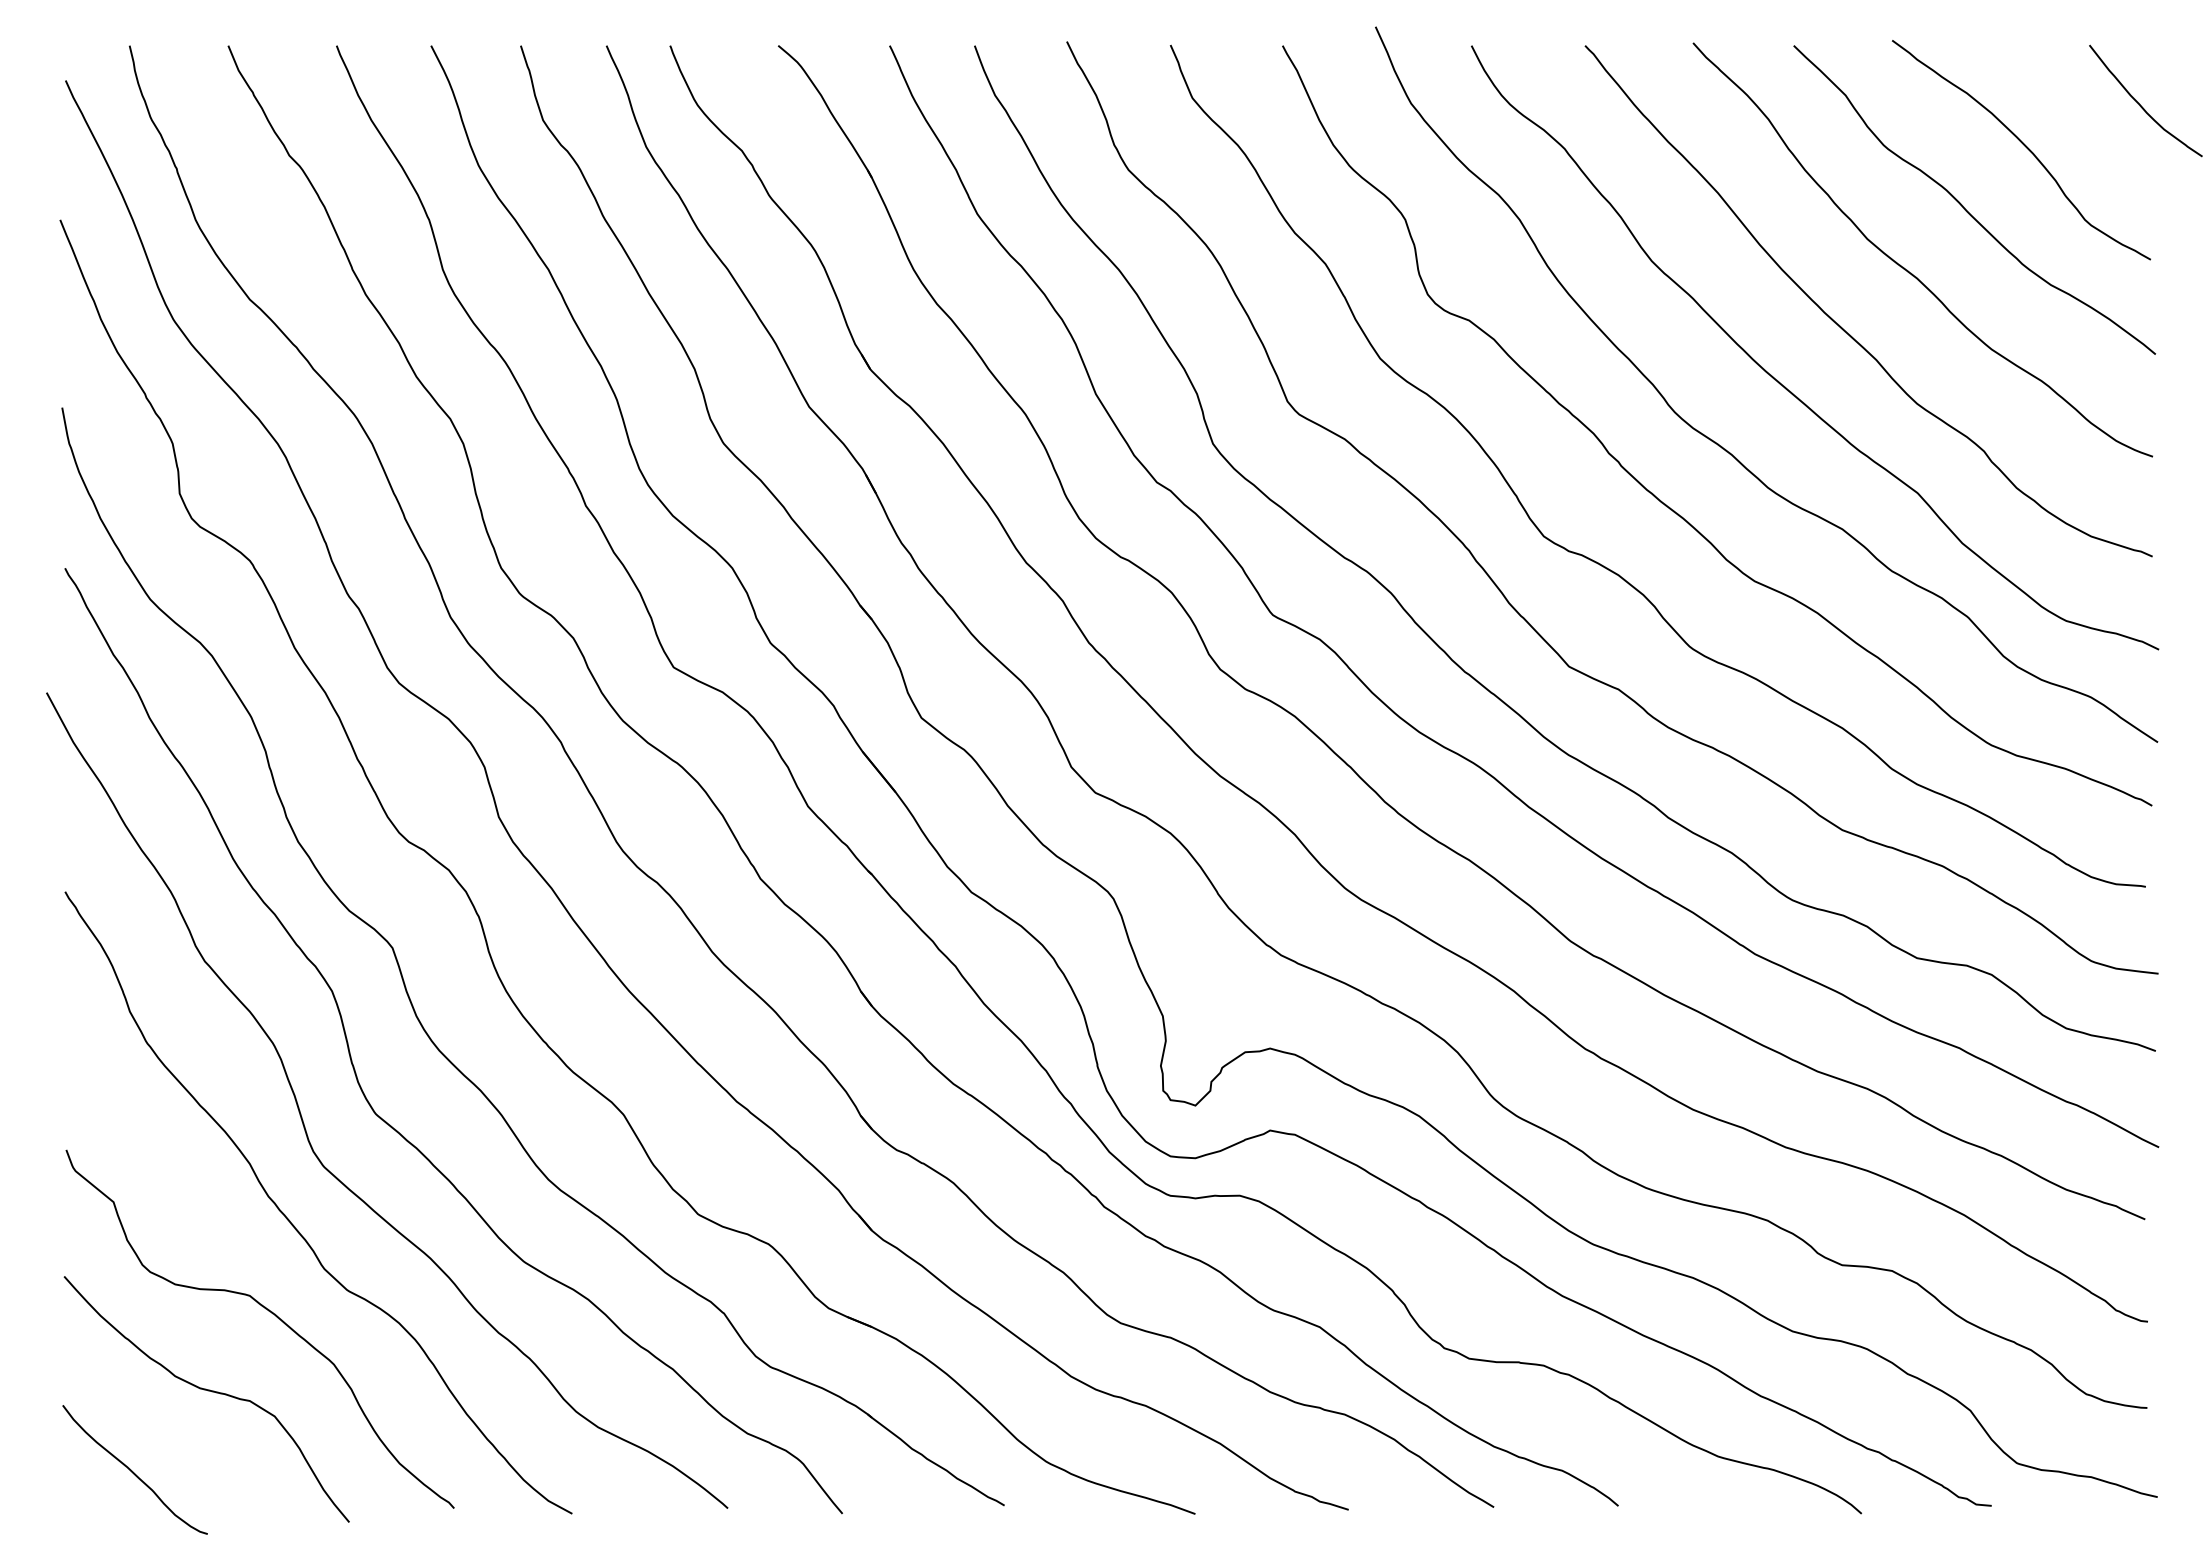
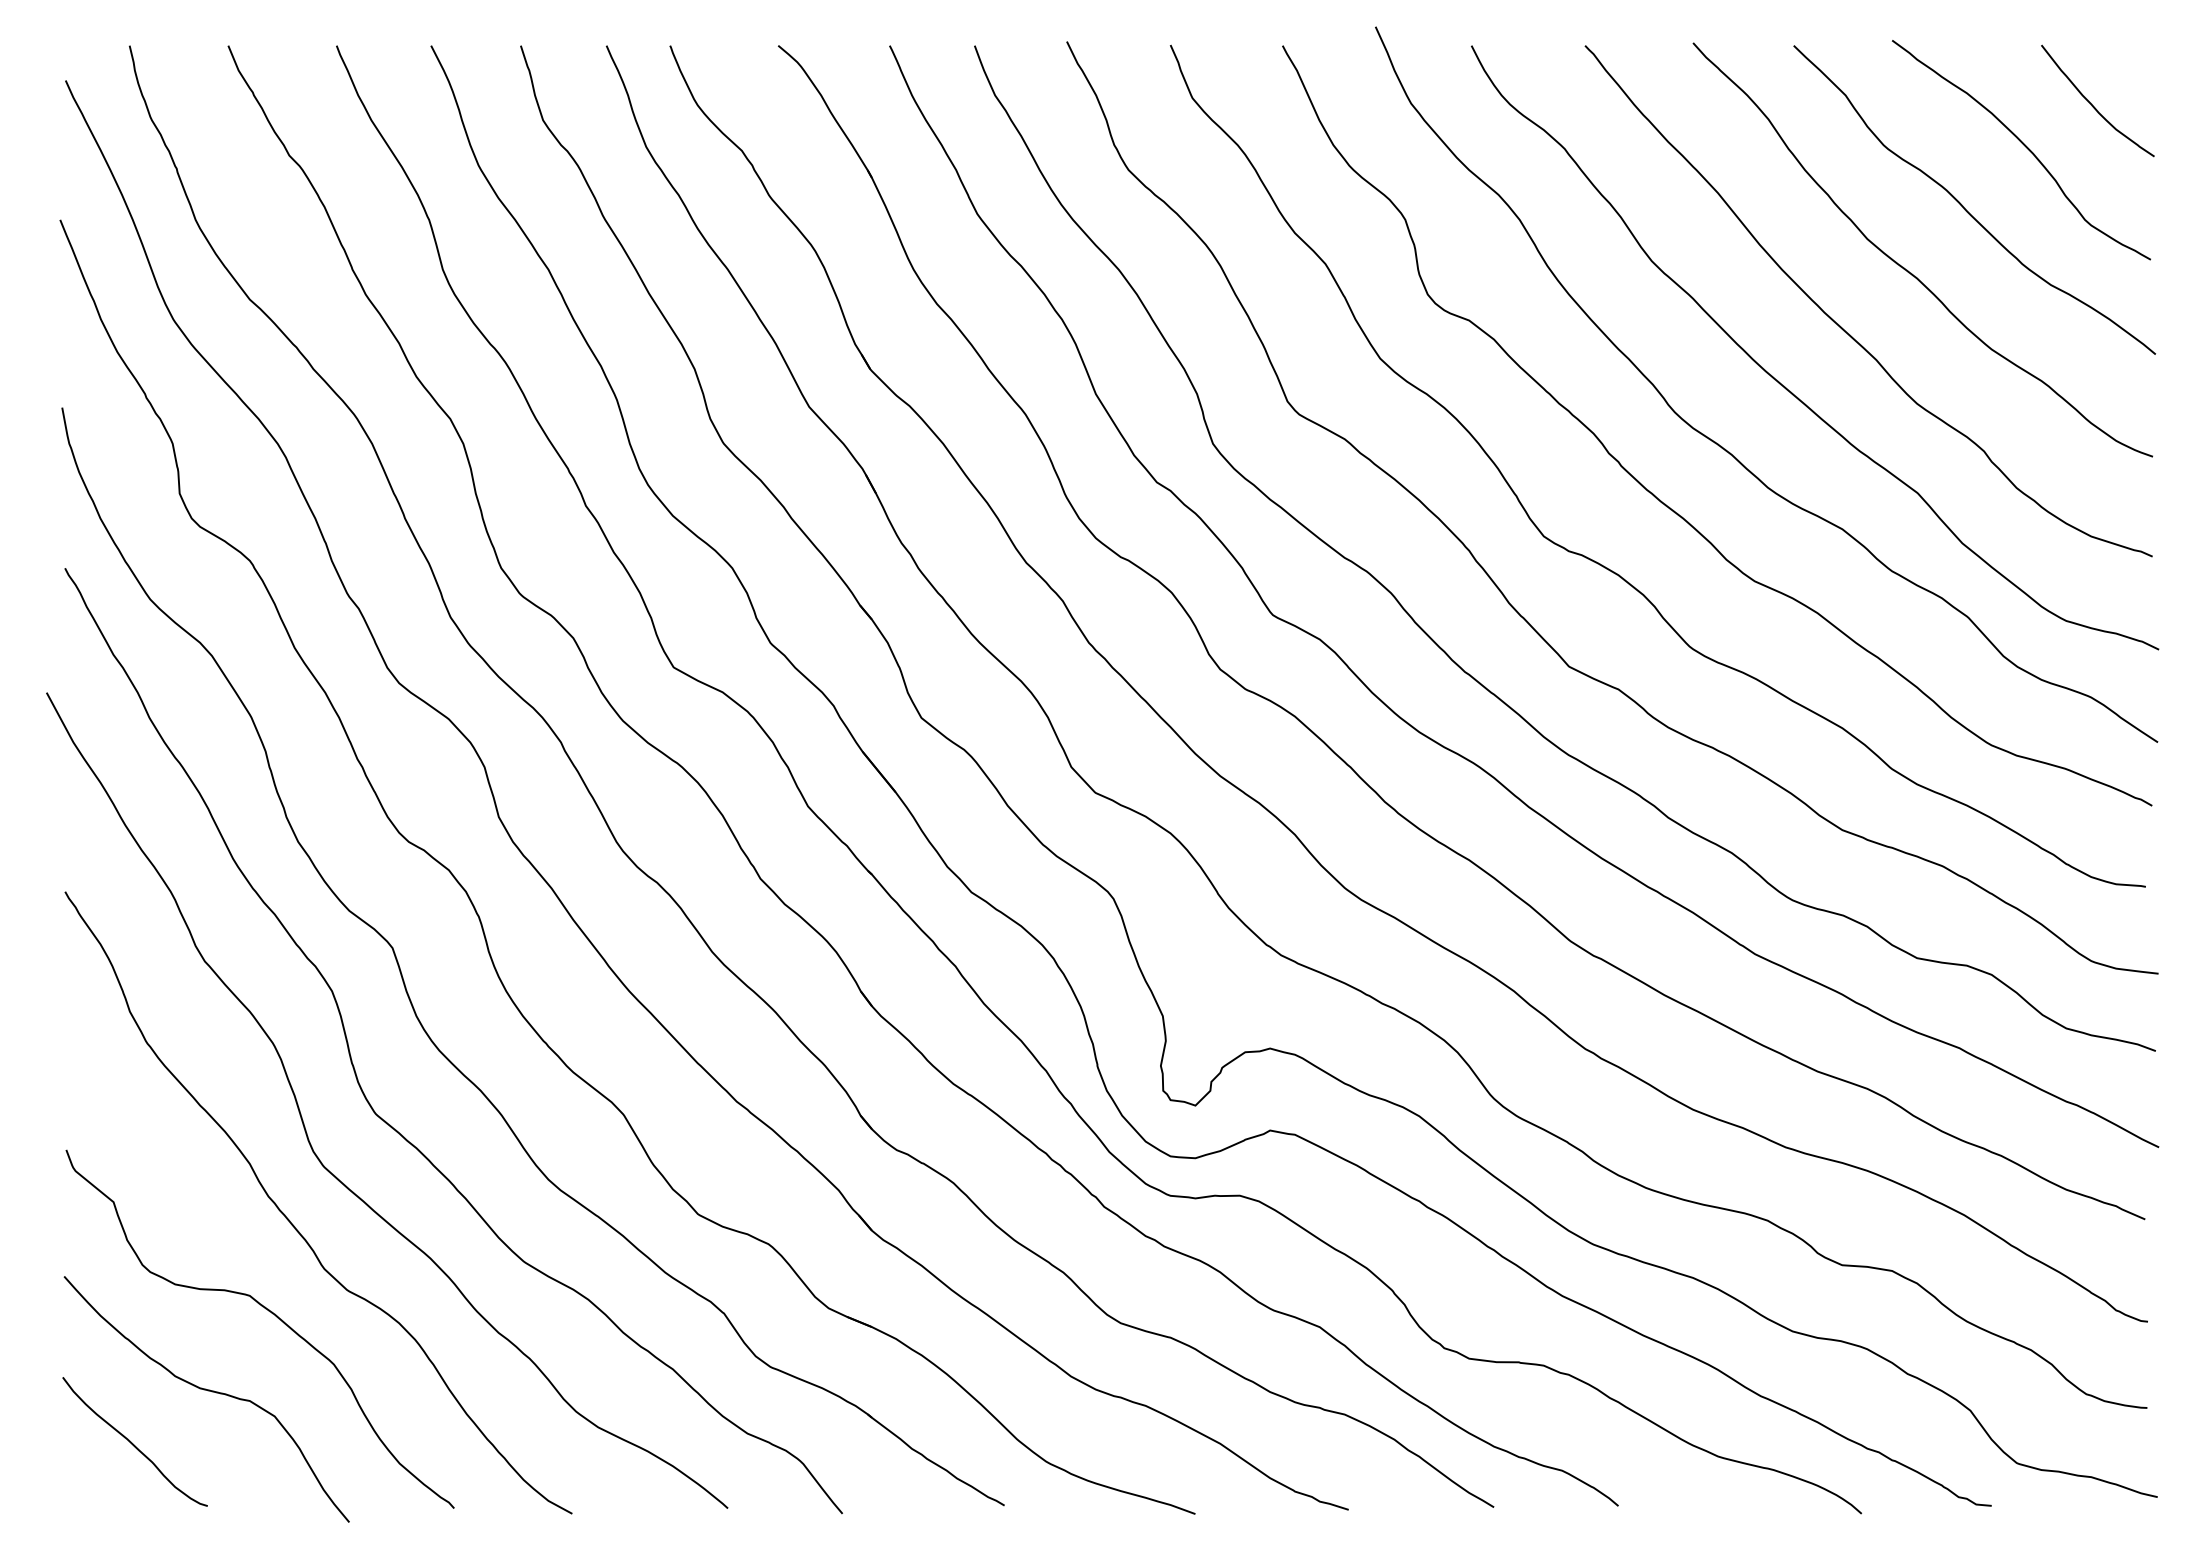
curve position: (2140, 104) -> (2092, 104) (2092, 104)
curve position: (132, 1470) -> (132, 1442) (132, 1442)
